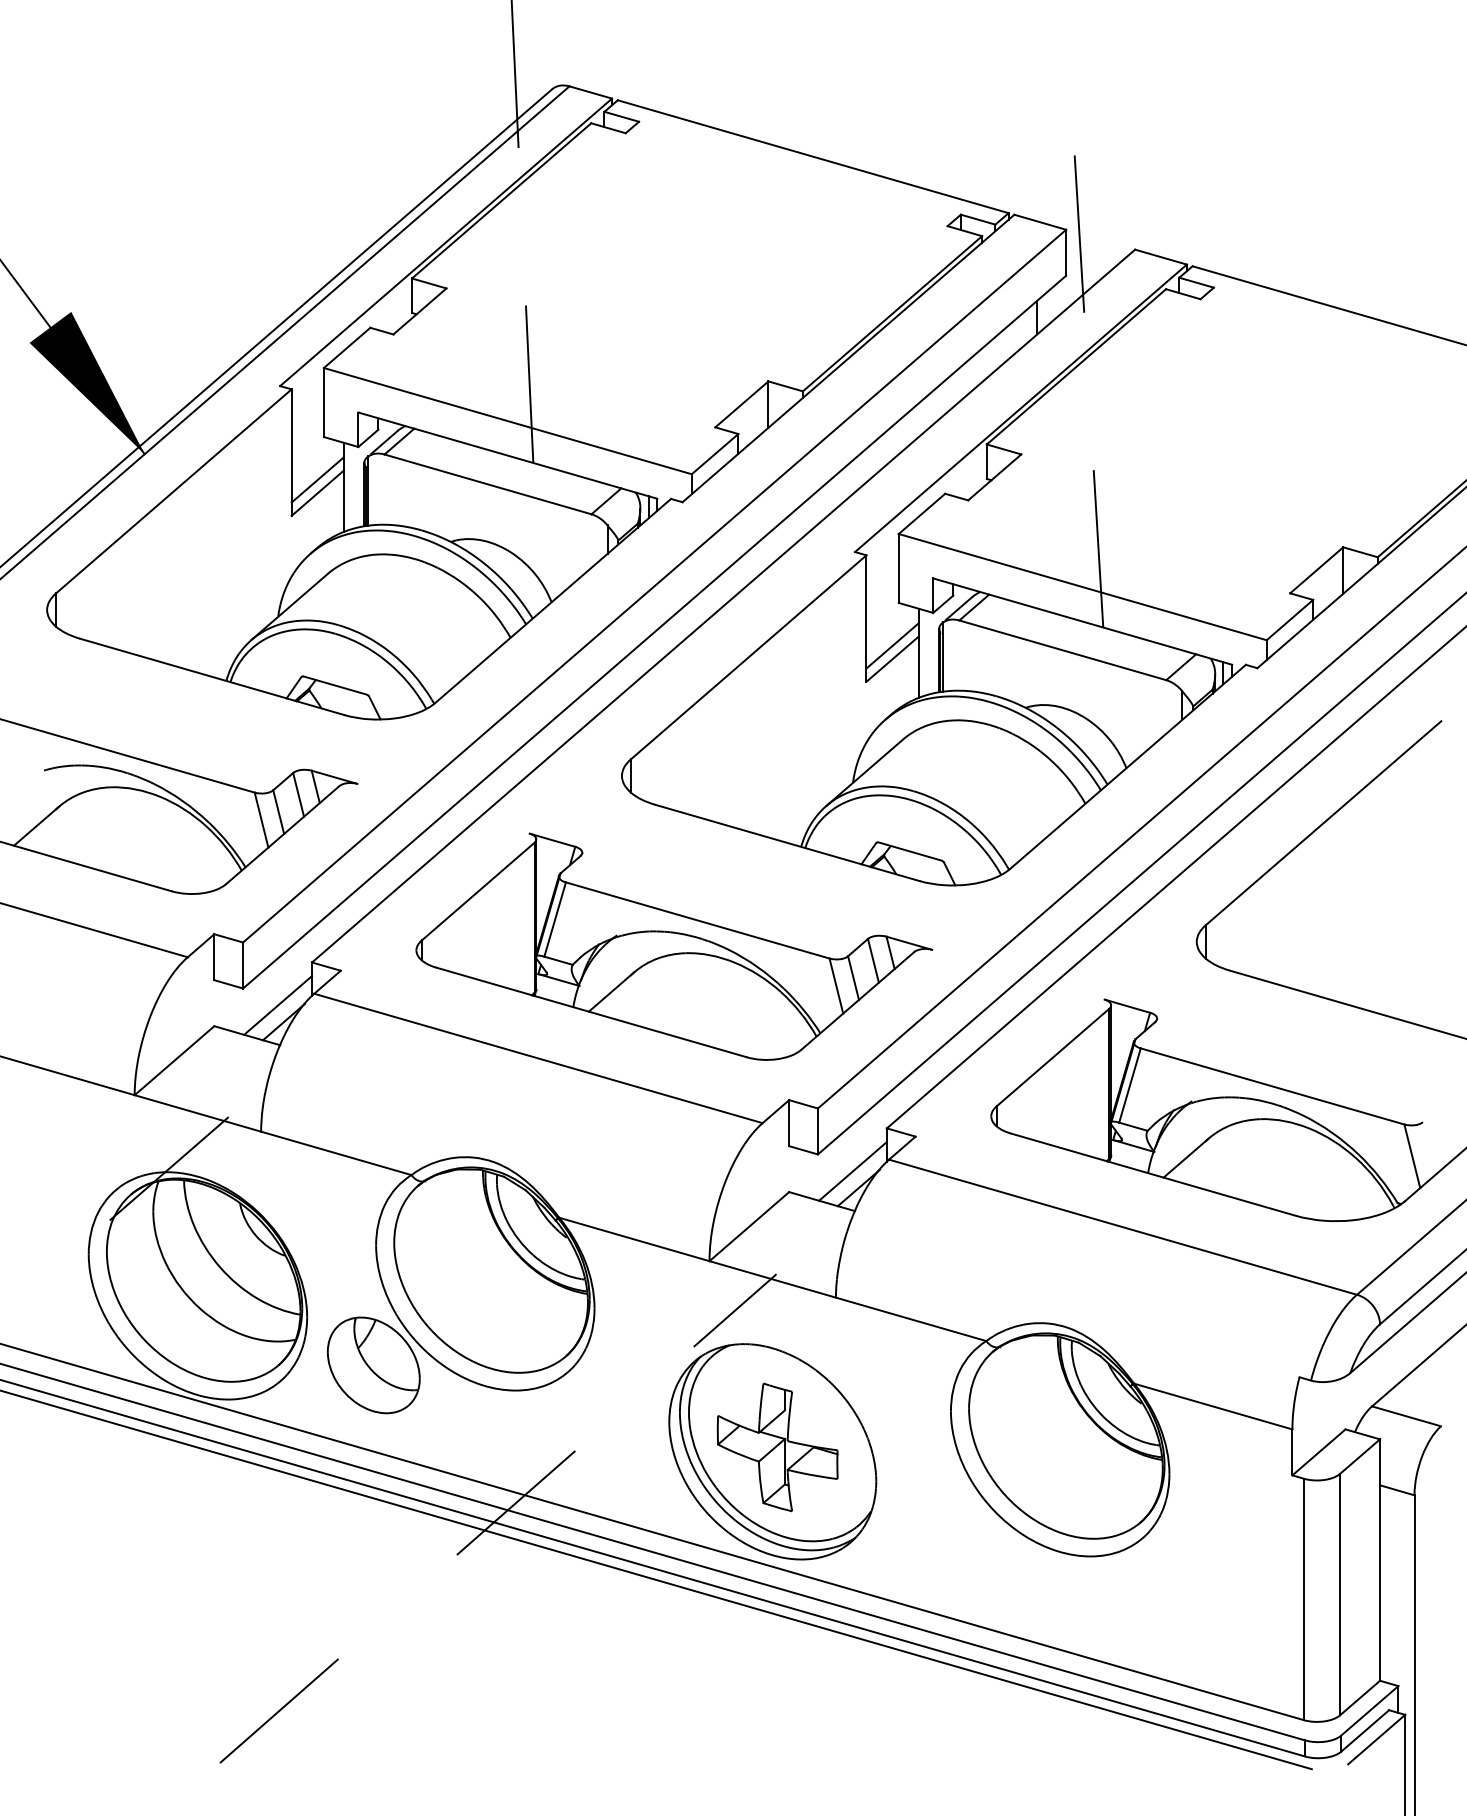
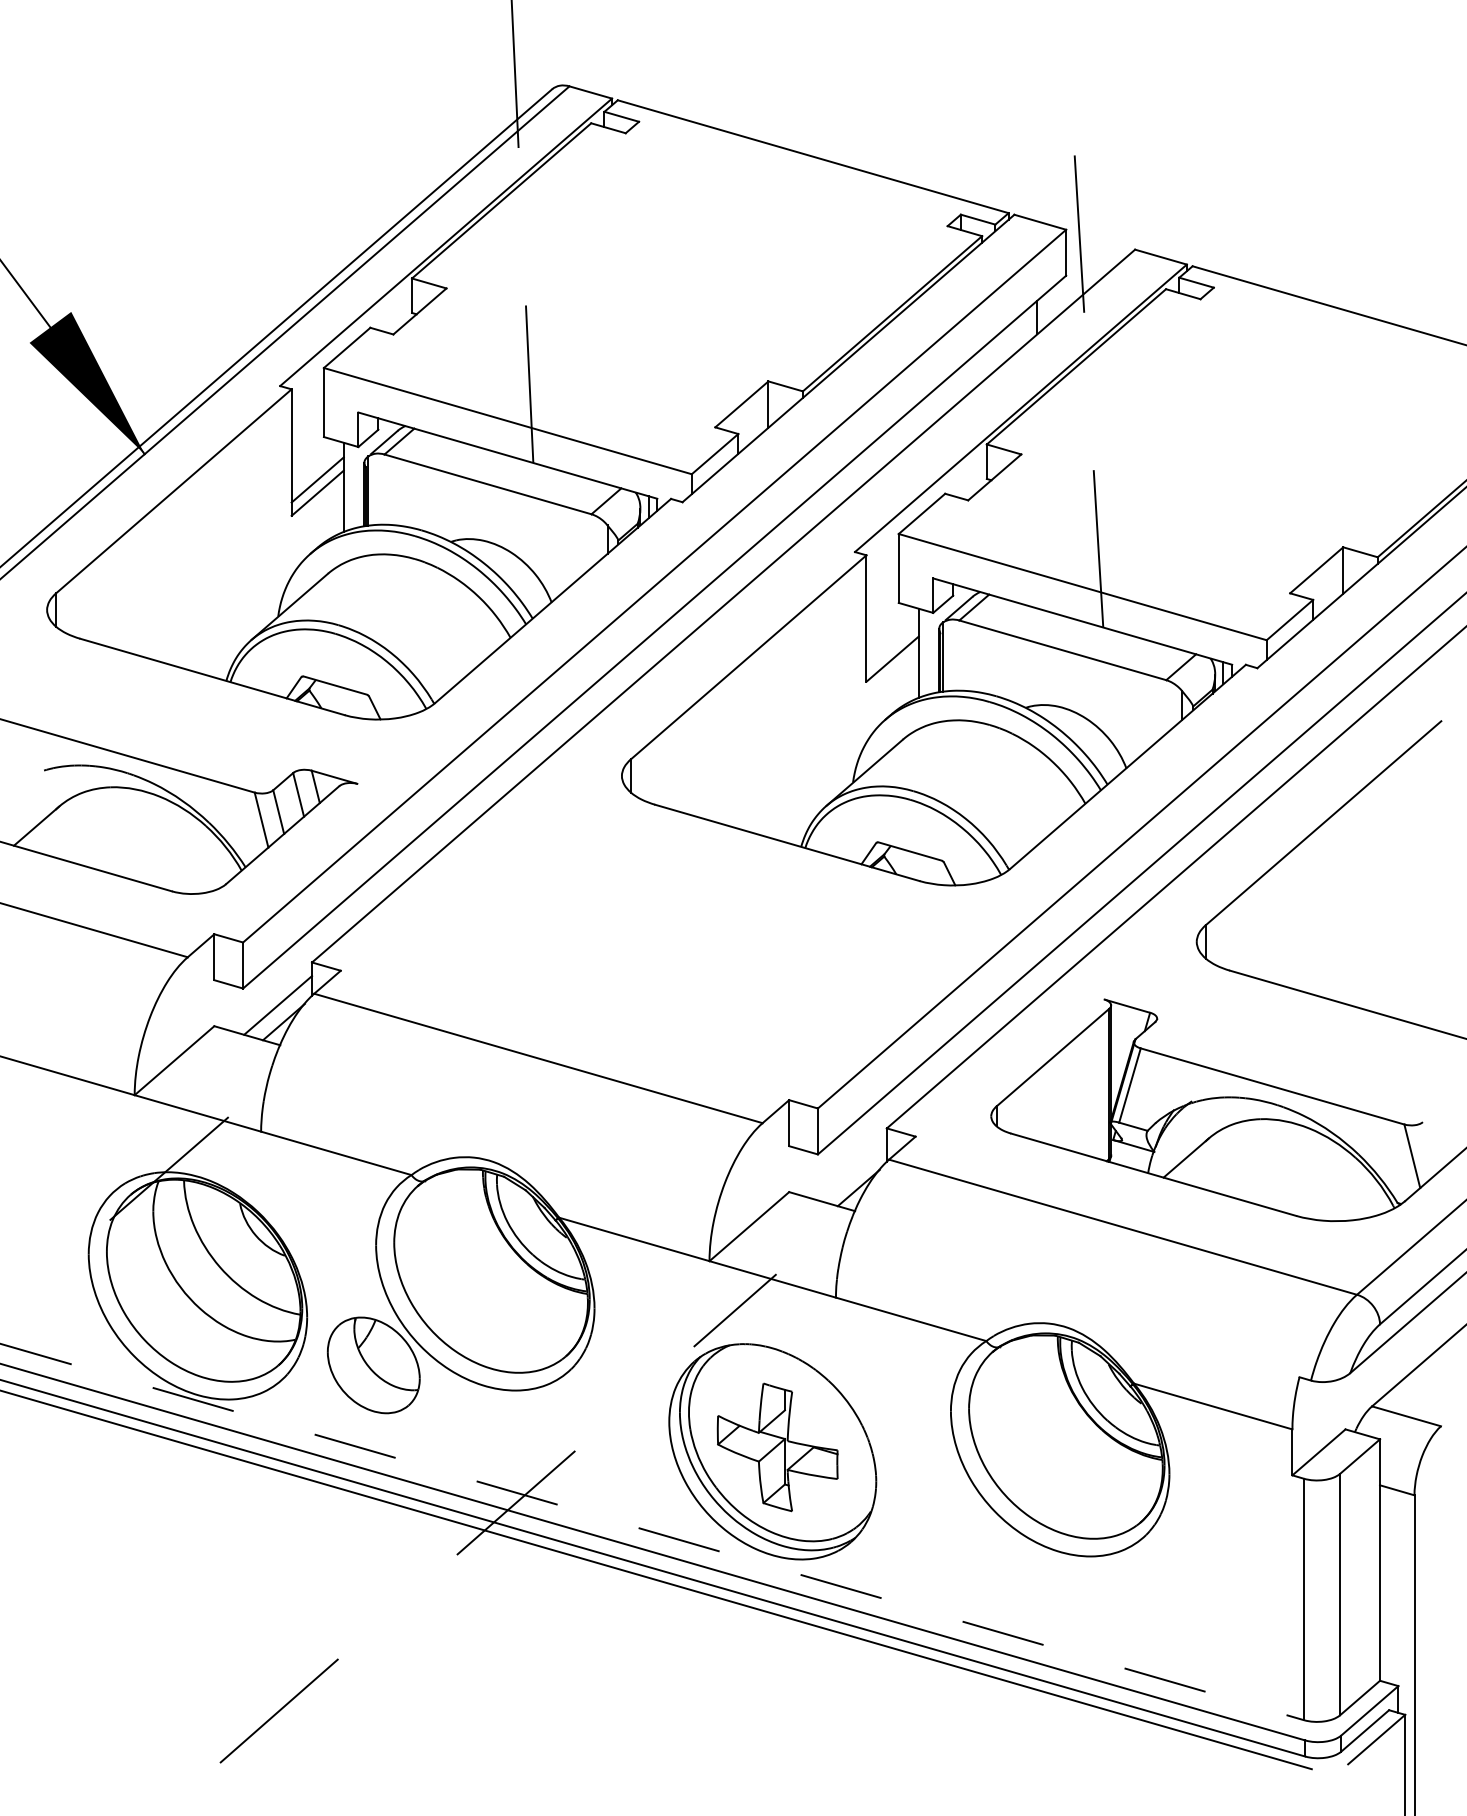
line: present -> none (892, 645)
part: present -> none (674, 946)
line: present -> none (852, 1171)
line: solid -> dashed (652, 1532)
